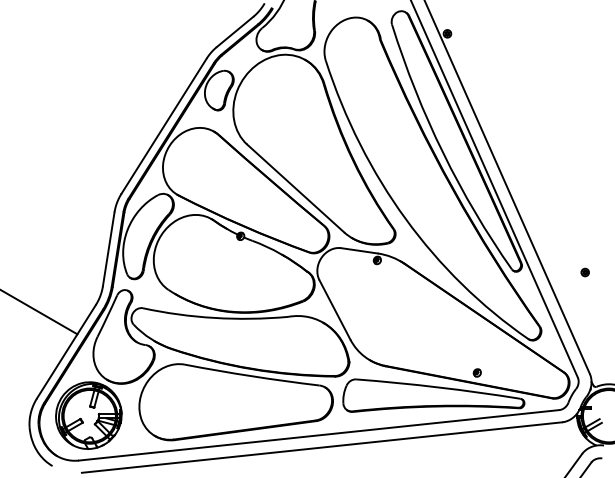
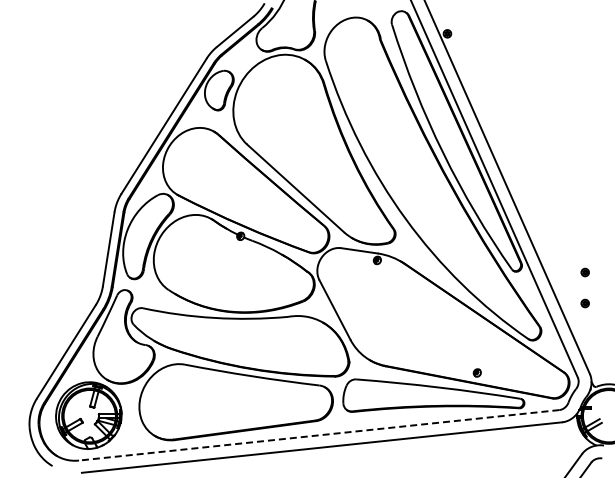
part: none -> present (584, 303)
line: present -> none (39, 312)
line: solid -> dashed (318, 435)
